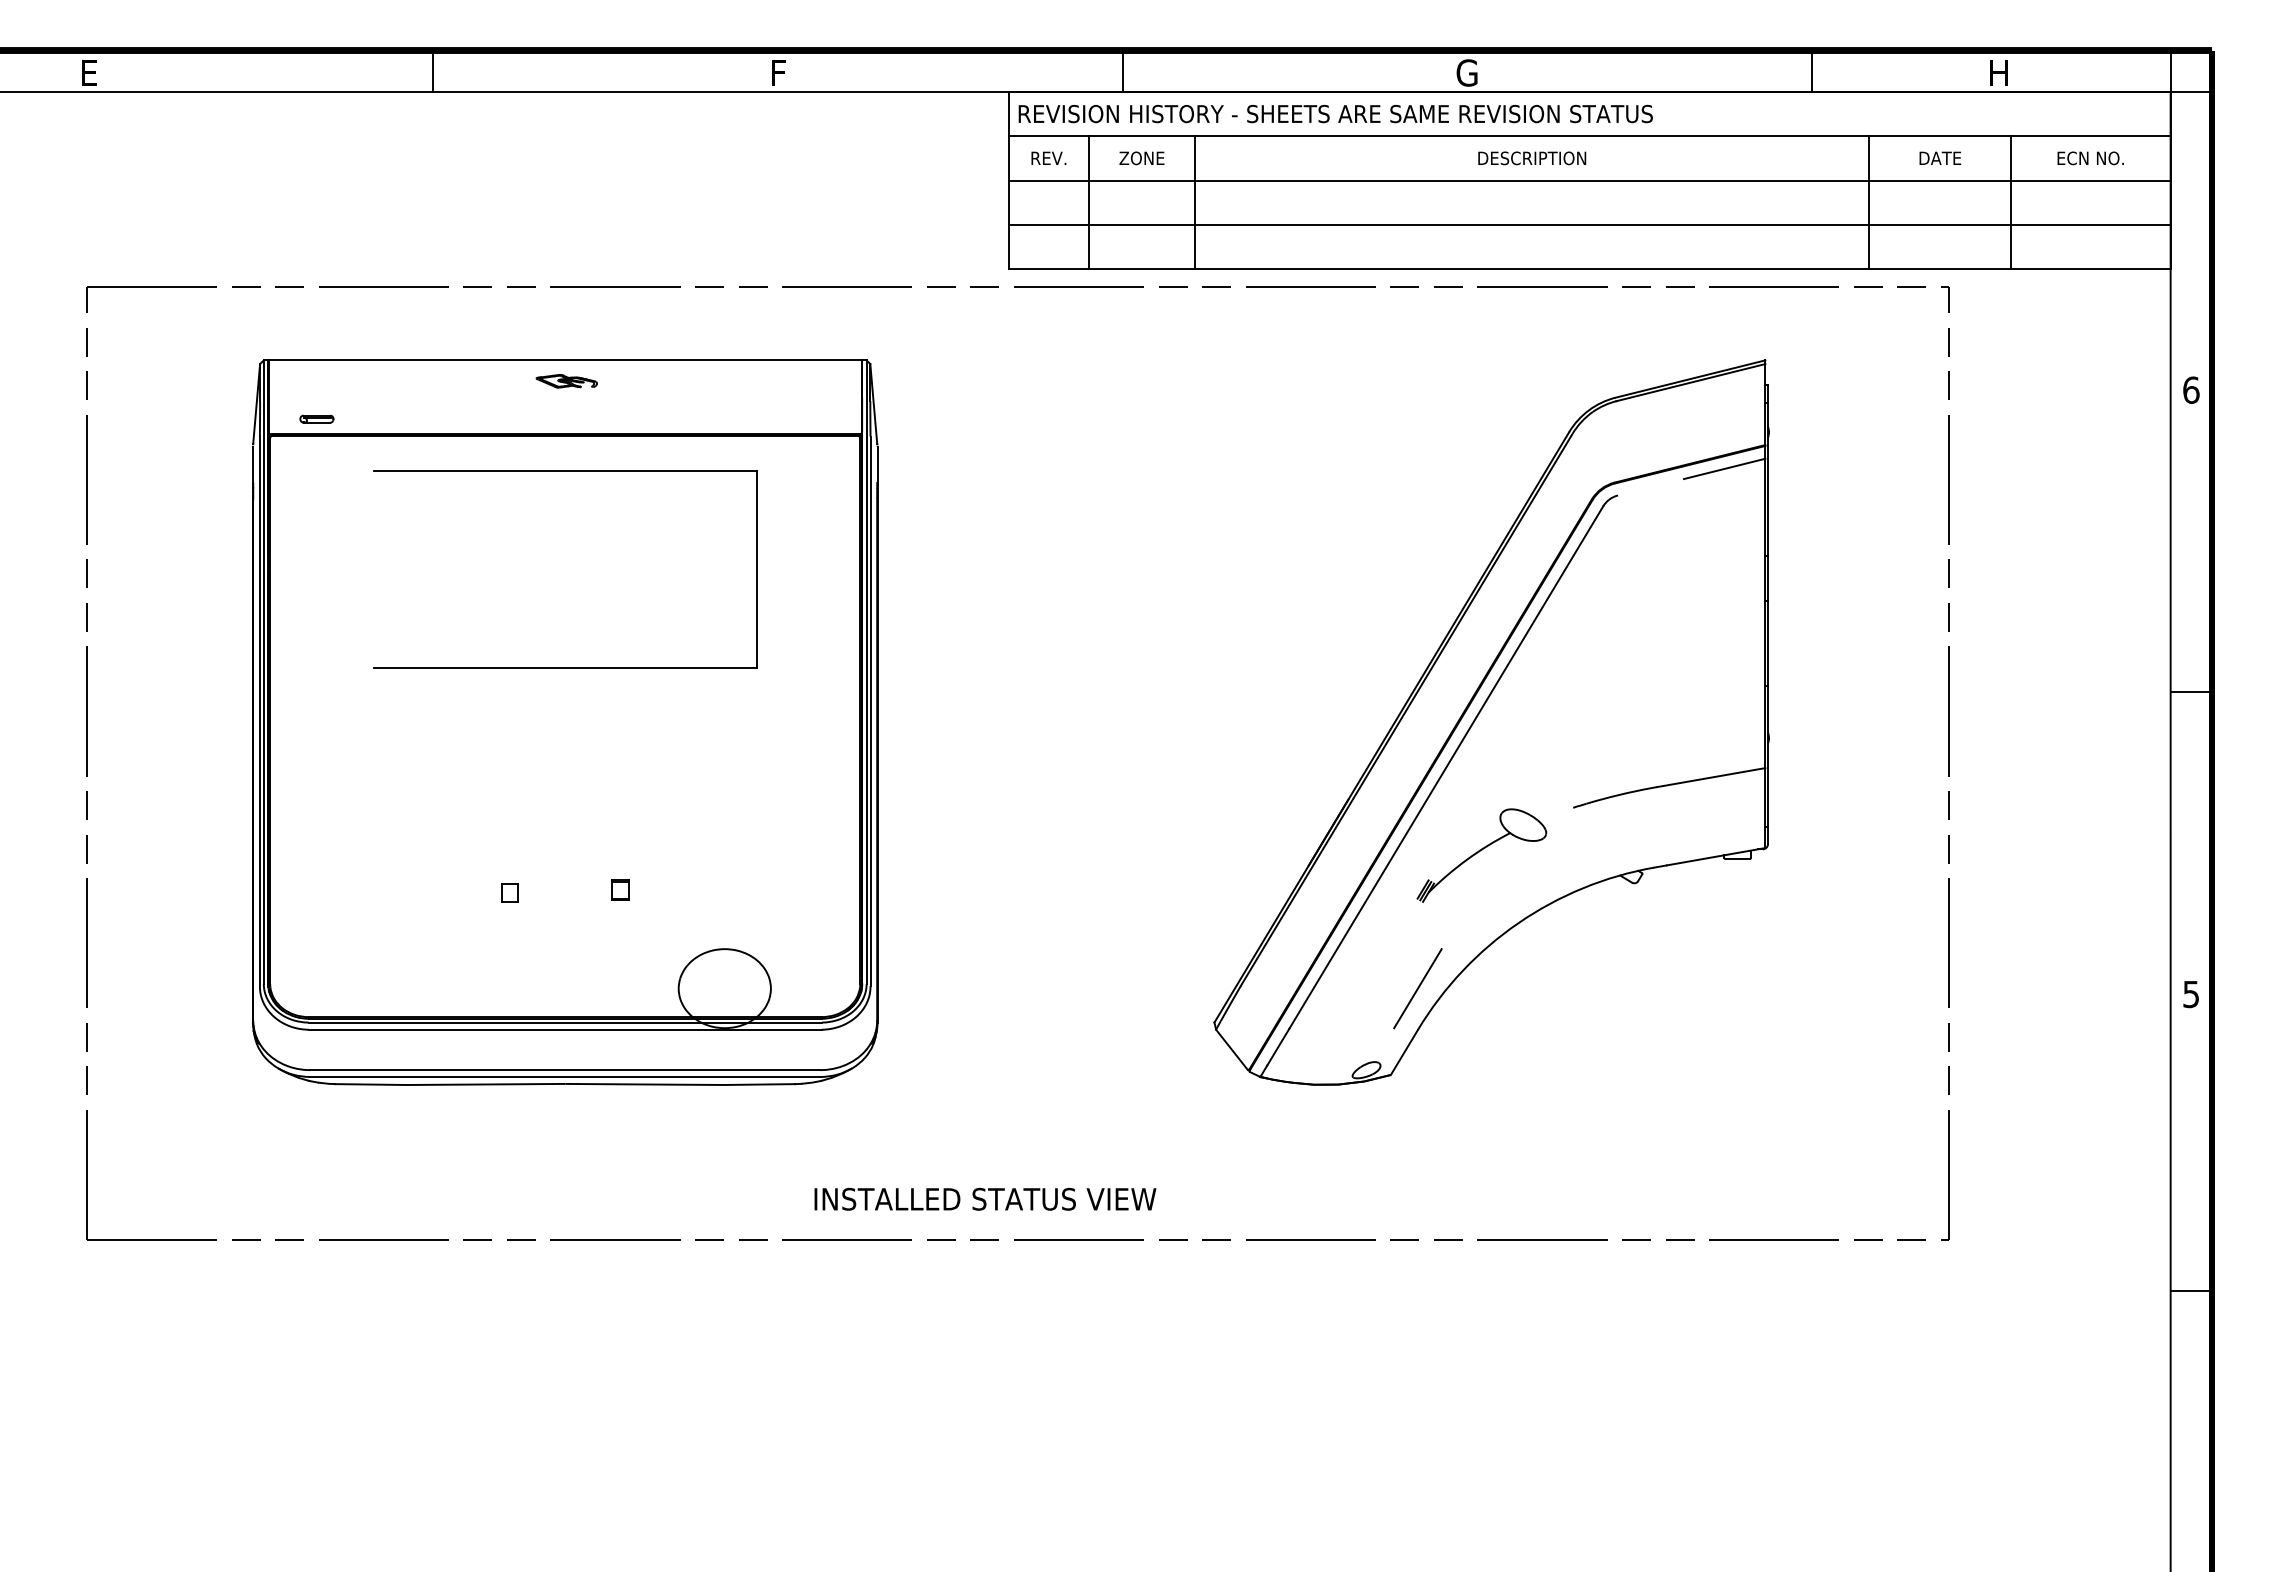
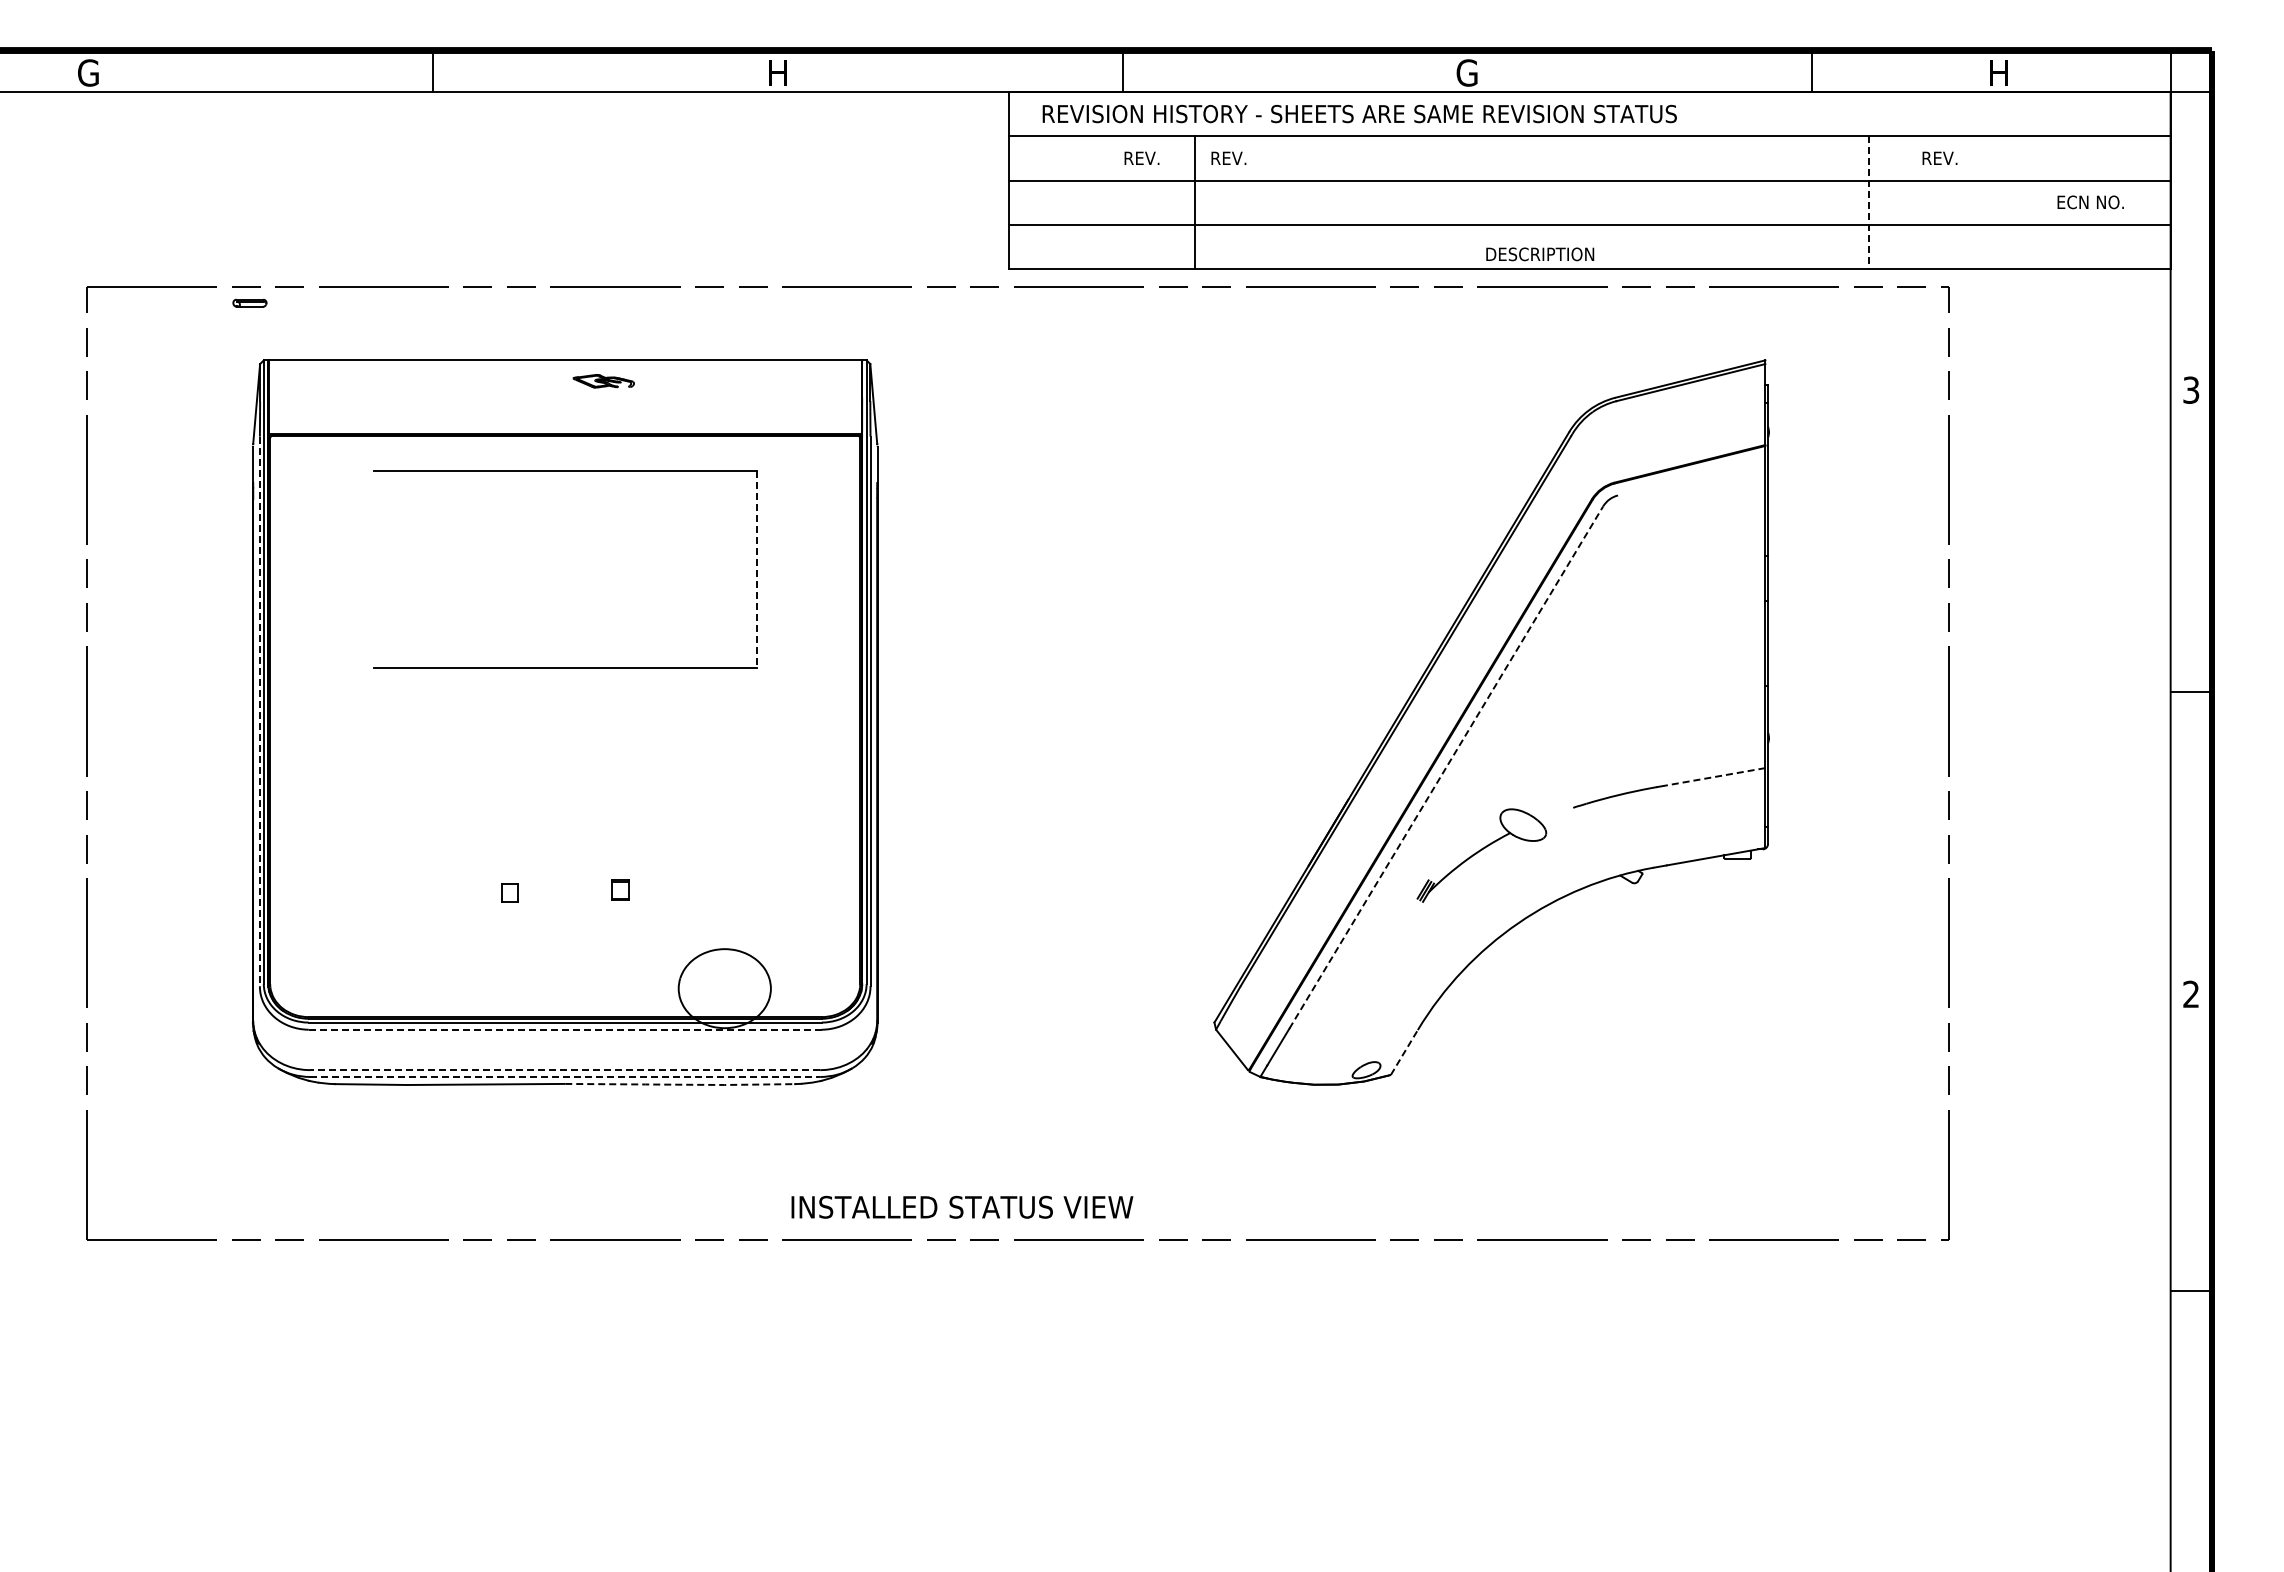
text: E -> G (88, 72)
text: F -> H (777, 72)
text position: (1335, 113) -> (1359, 113) (1359, 113)
text position: (1048, 157) -> (1228, 157) (1228, 157)
text: DATE -> REV. (1940, 157)
text: ZONE -> REV. (1141, 158)
text position: (1532, 158) -> (1540, 254) (1540, 254)
text position: (2090, 158) -> (2090, 202) (2090, 202)
line: present -> none (1088, 202)
line: present -> none (2011, 202)
line: solid -> dashed (1869, 203)
part position: (566, 381) -> (603, 381) (603, 381)
text: 6 -> 3 (2191, 389)
part position: (316, 418) -> (249, 302) (249, 302)
line: present -> none (1724, 468)
line: solid -> dashed (756, 569)
line: solid -> dashed (259, 711)
line: solid -> dashed (1446, 767)
line: solid -> dashed (1714, 777)
line: present -> none (1417, 988)
text: 5 -> 2 (2190, 994)
line: solid -> dashed (565, 1029)
line: solid -> dashed (1404, 1052)
line: solid -> dashed (565, 1070)
line: solid -> dashed (565, 1076)
line: solid -> dashed (680, 1084)
text position: (985, 1198) -> (962, 1206) (962, 1206)
